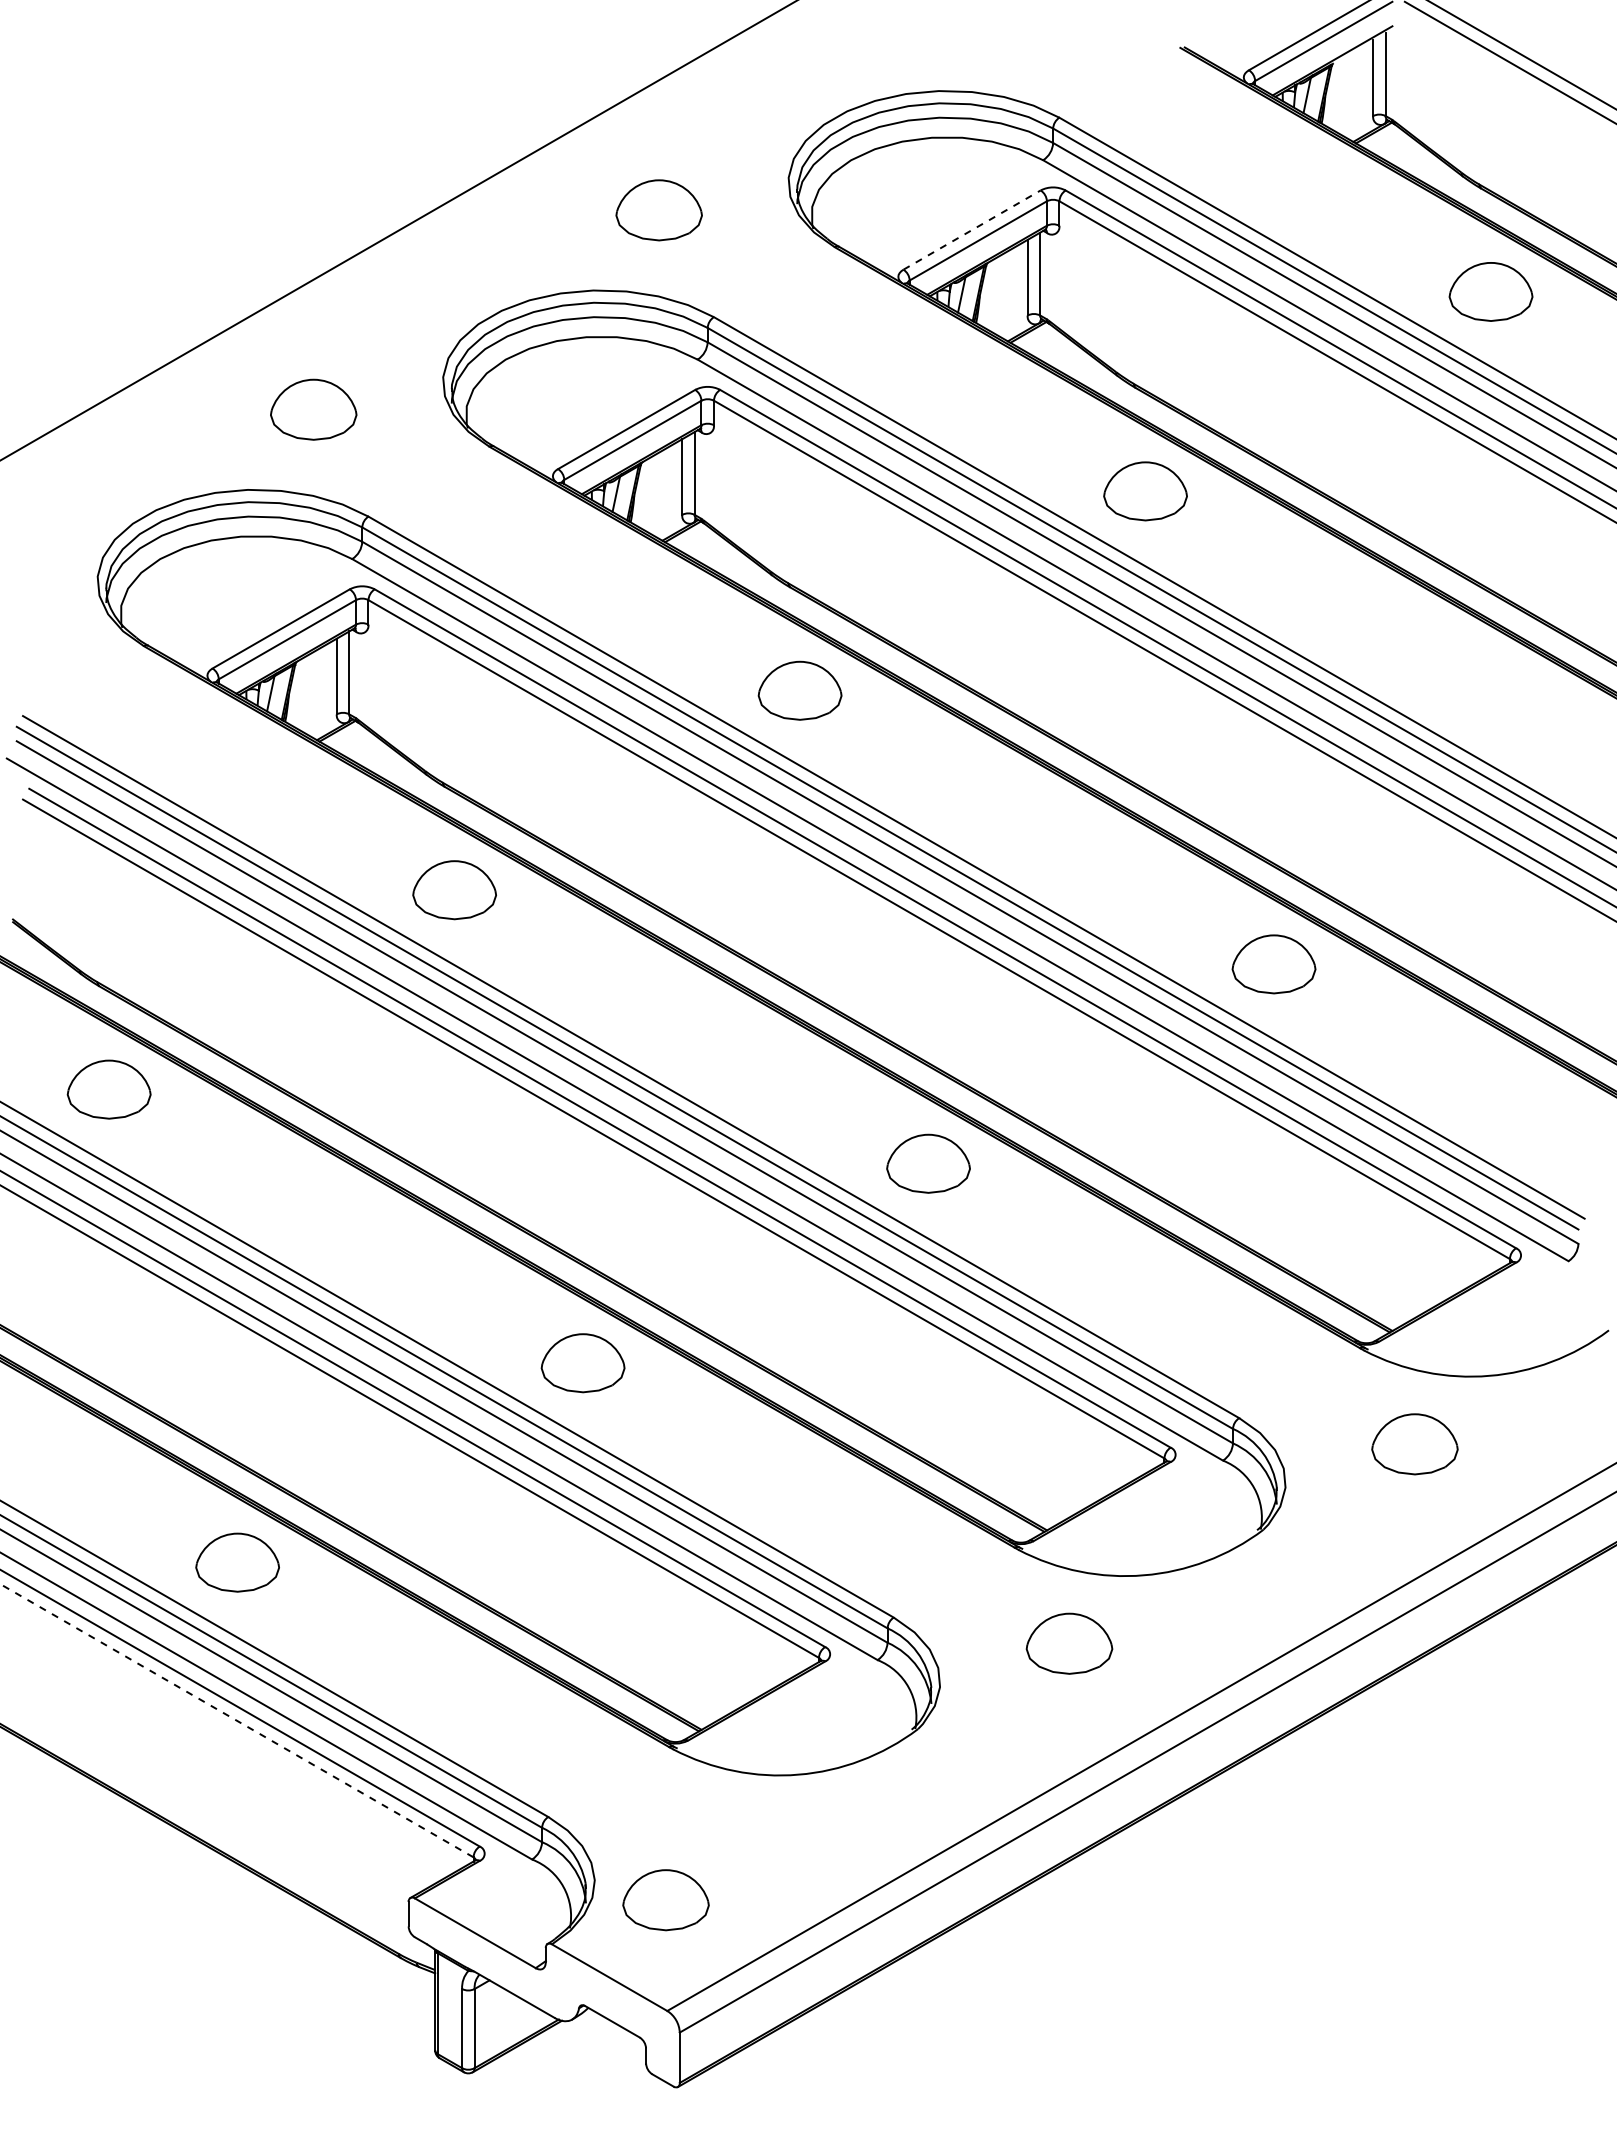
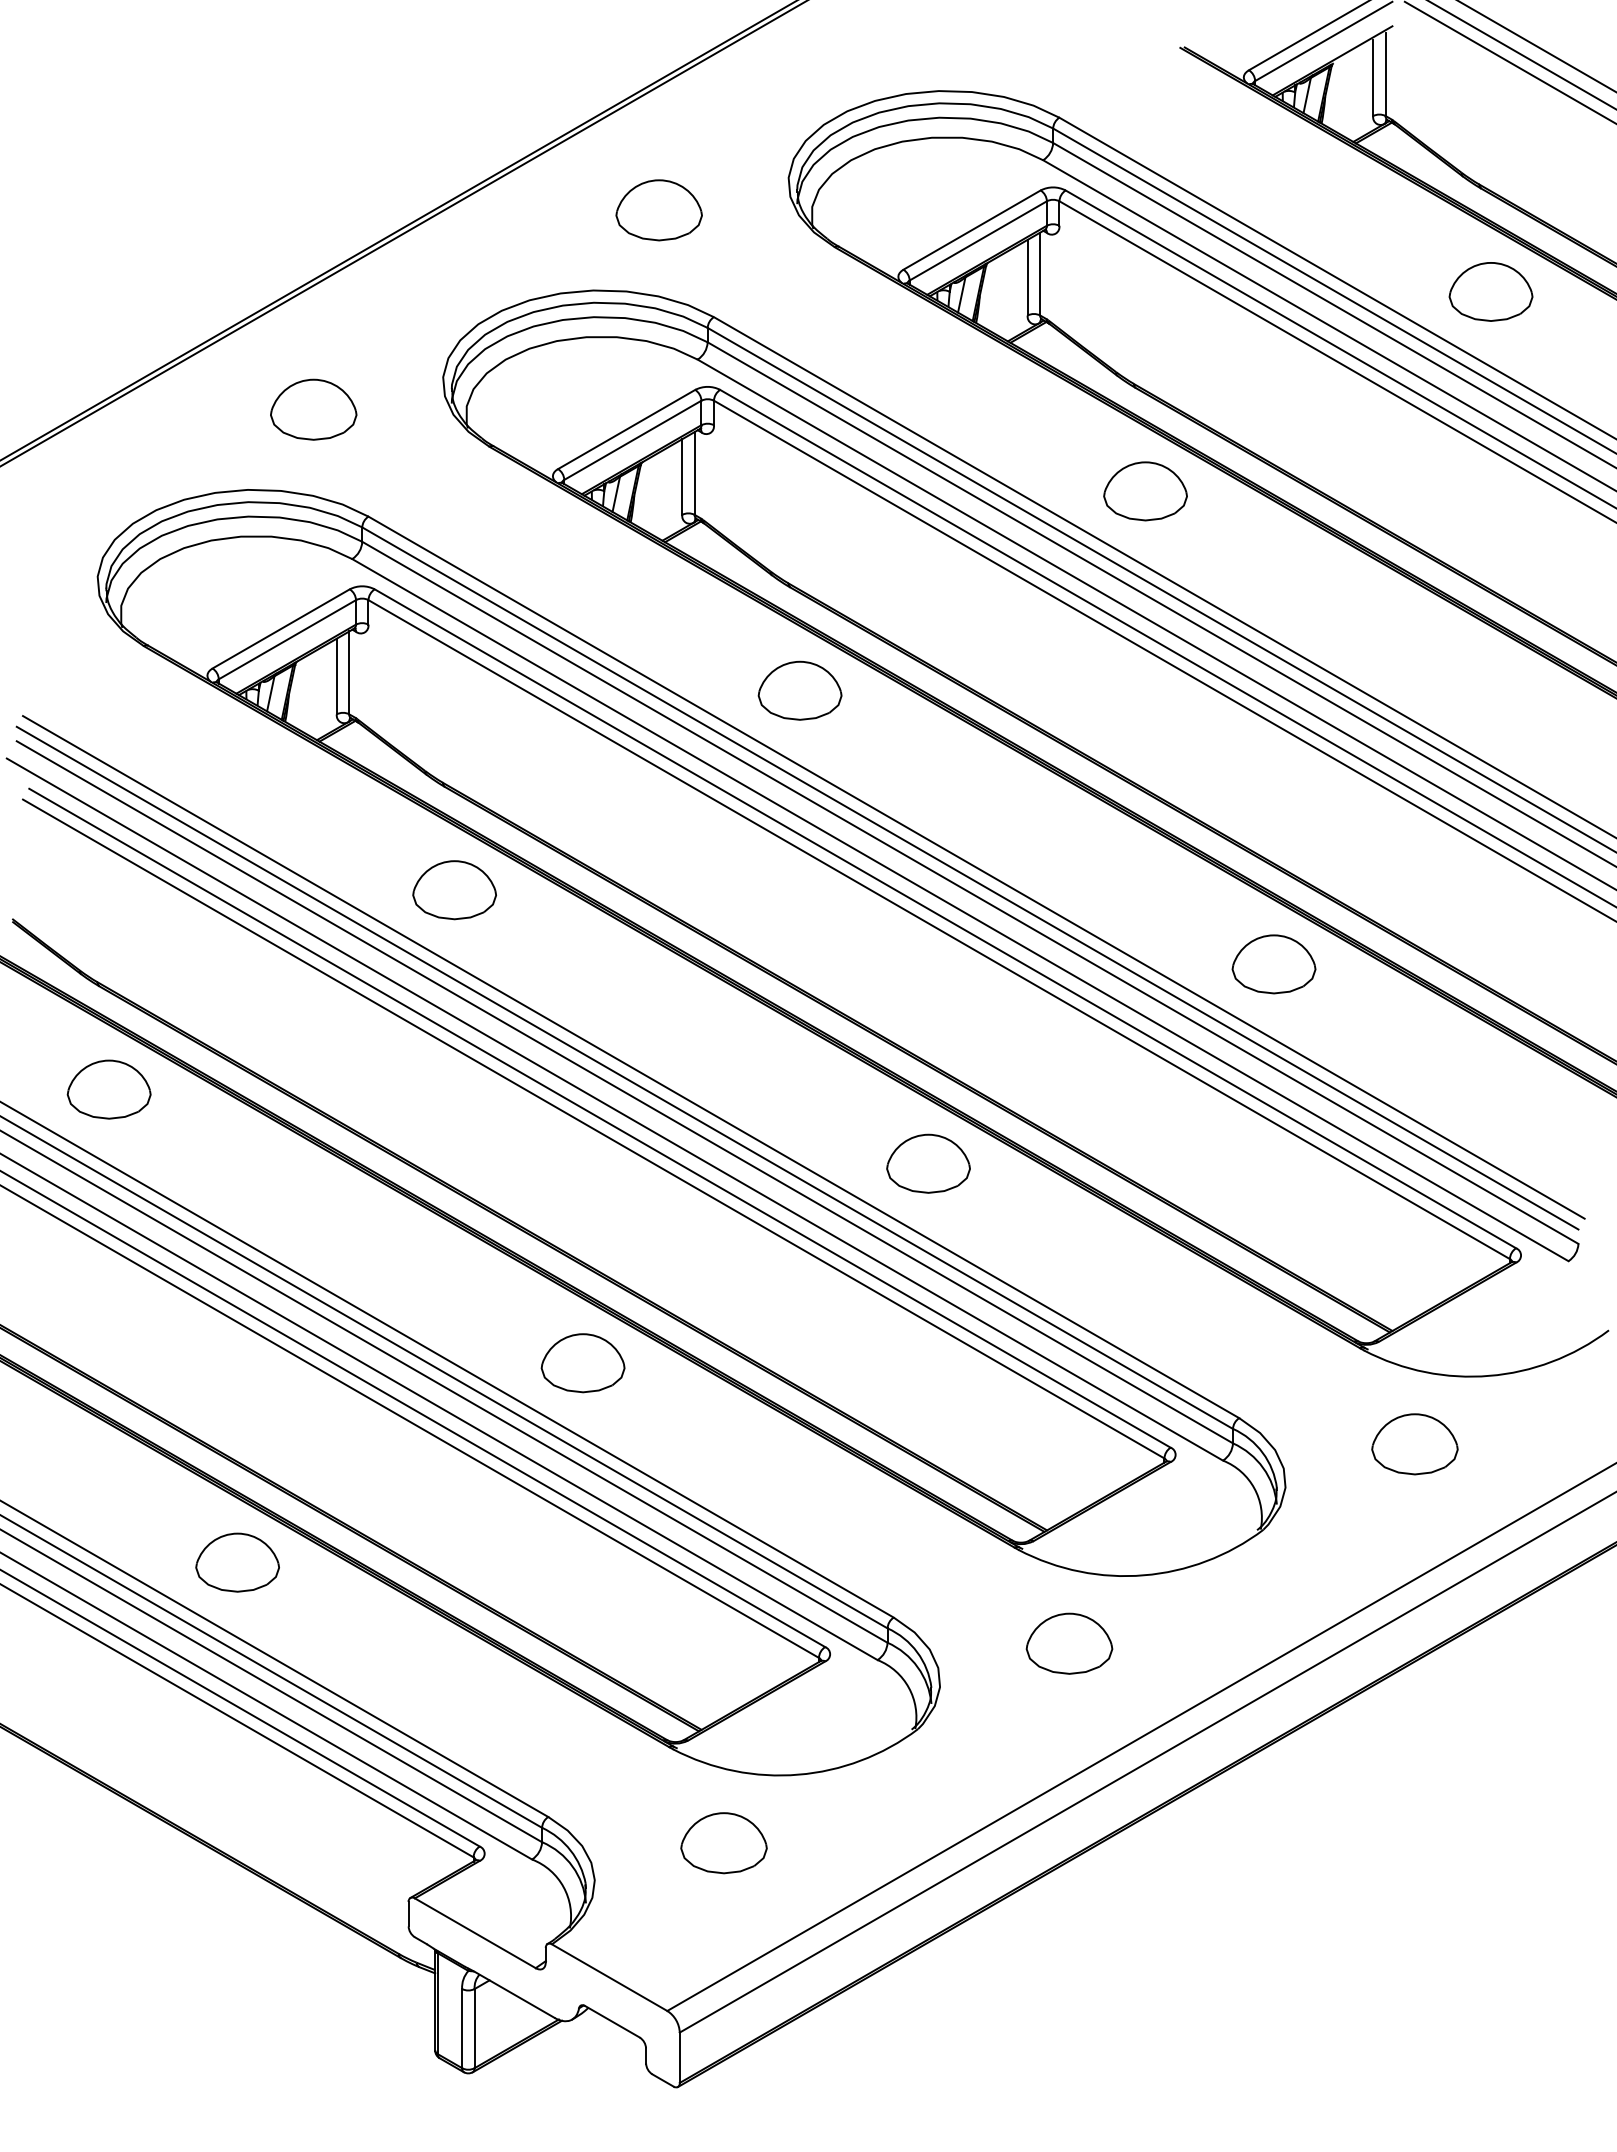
line: none -> present (1536, 46)
line: dashed -> solid (972, 229)
line: none -> present (403, 233)
line: dashed -> solid (237, 1720)
part position: (665, 1900) -> (723, 1843) (723, 1843)
